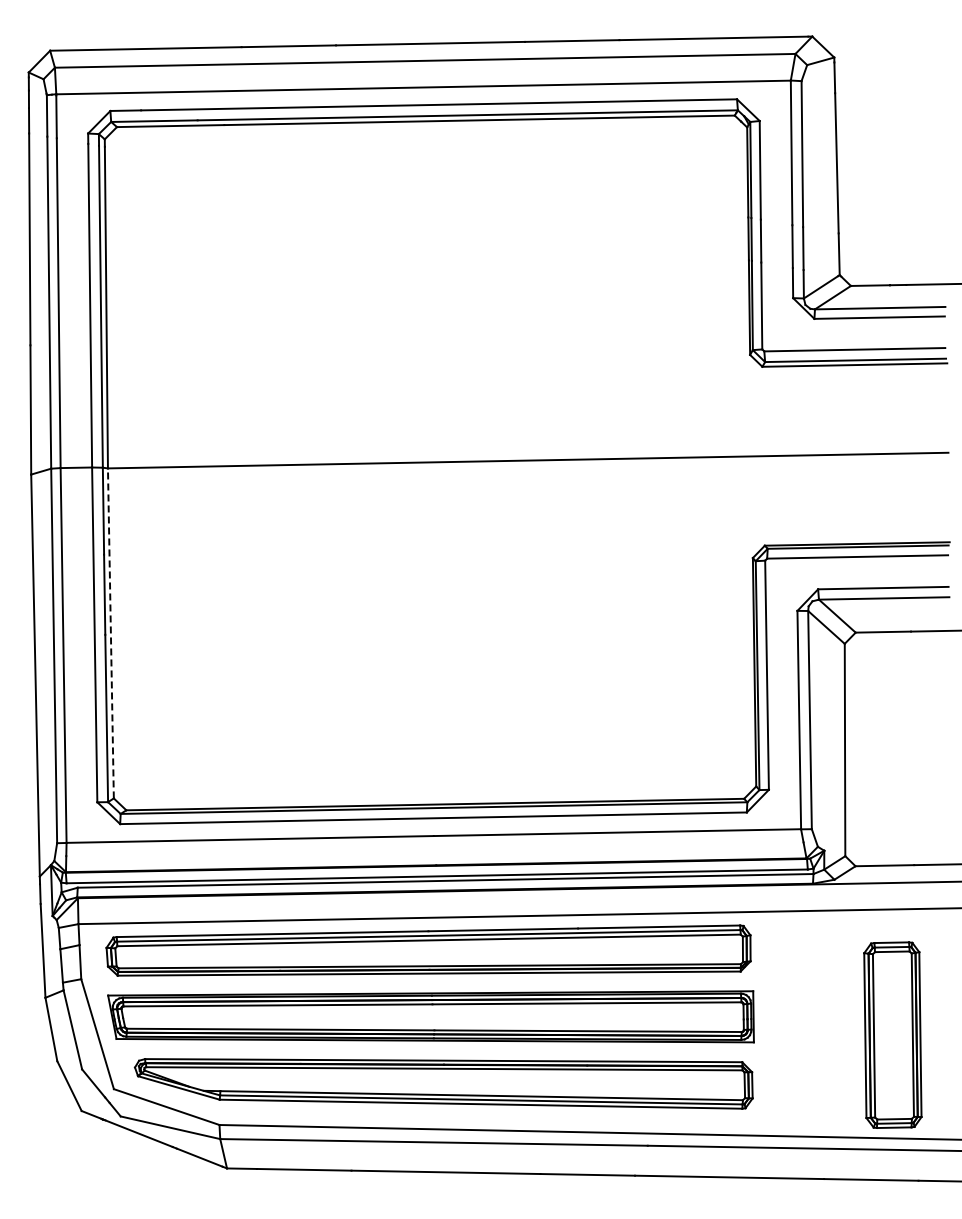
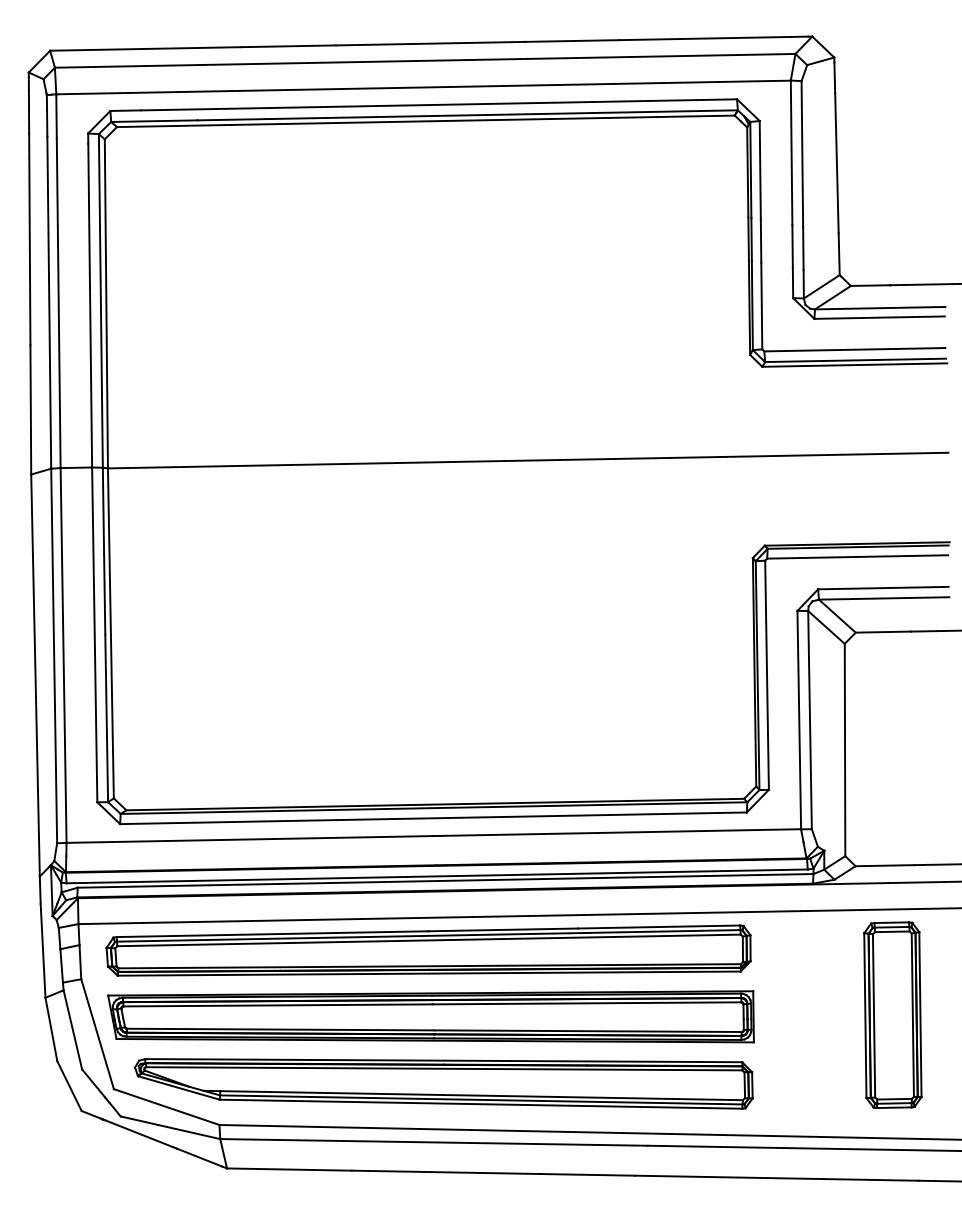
line: dashed -> solid (110, 632)
part position: (892, 1034) -> (892, 1014) (892, 1014)
